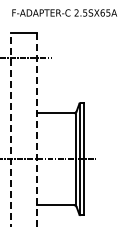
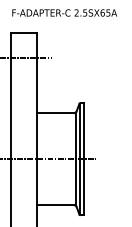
line: dashed -> solid (11, 129)
line: dashed -> solid (37, 129)
